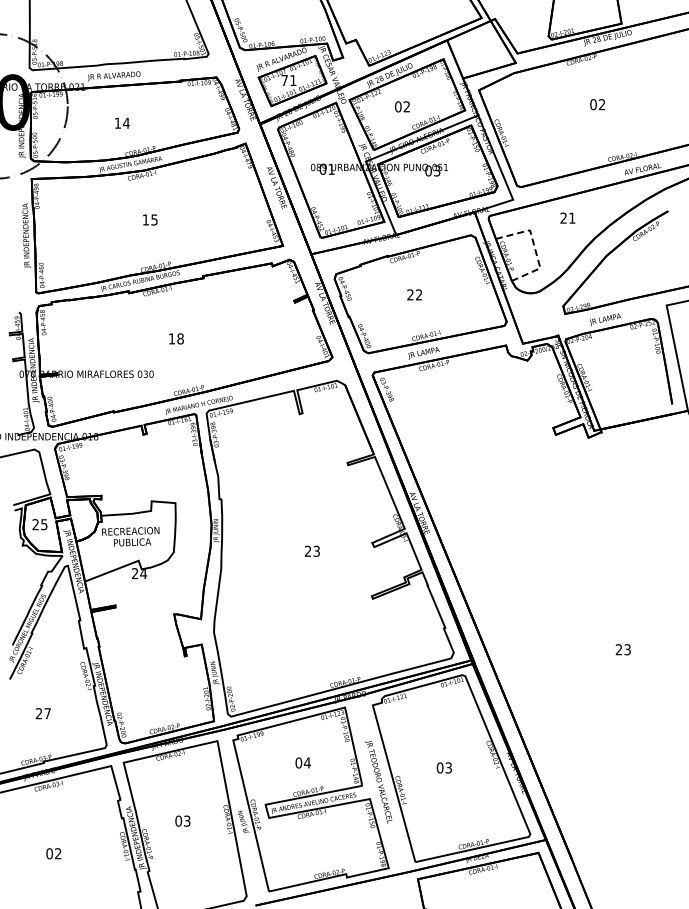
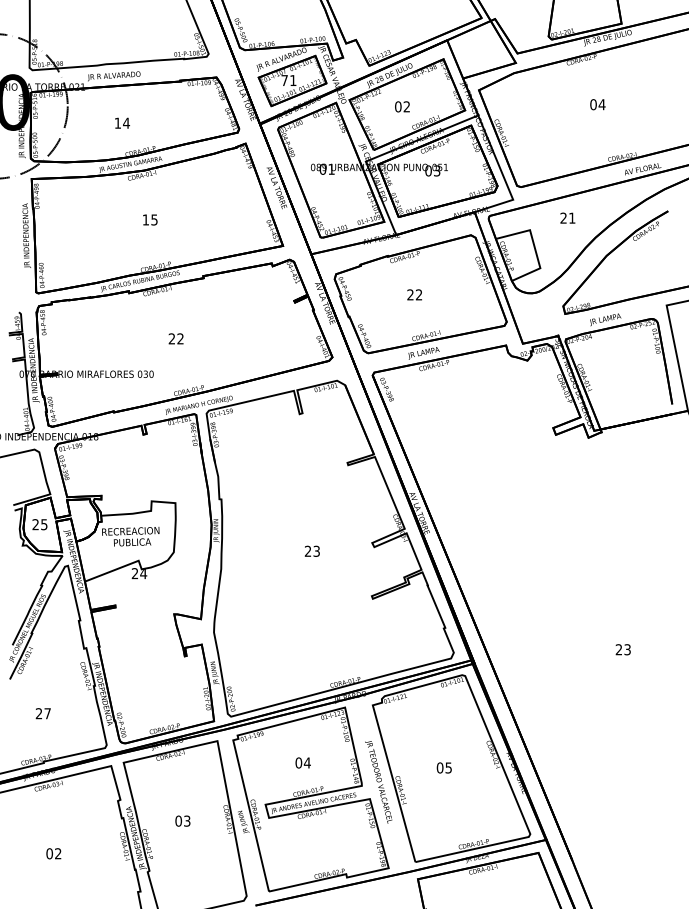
text: 02 -> 04 (601, 104)
line: dashed -> solid (534, 247)
text: 18 -> 22 (175, 338)
text: 03 -> 05 (448, 767)
